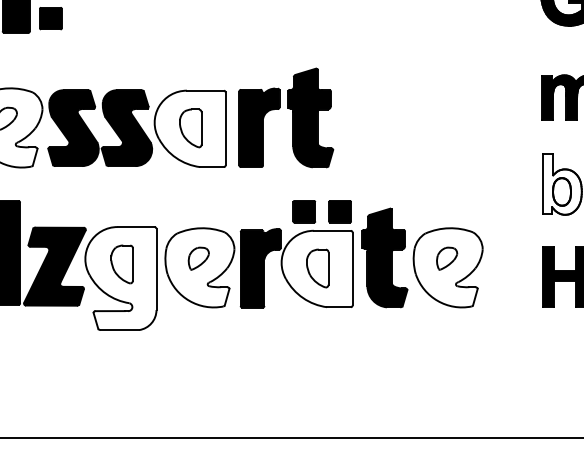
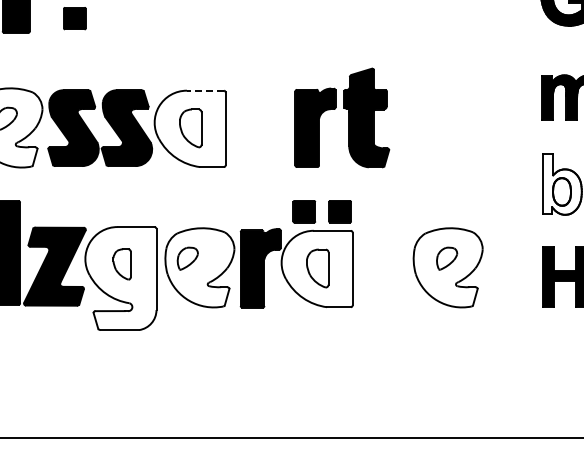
part position: (50, 18) -> (74, 18) (74, 18)
line: solid -> dashed (205, 90)
part position: (286, 117) -> (342, 117) (342, 117)
part: present -> none (384, 257)
part position: (198, 258) -> (187, 258) (187, 258)
part size: 24x41 px -> 20x33 px (121, 264)
